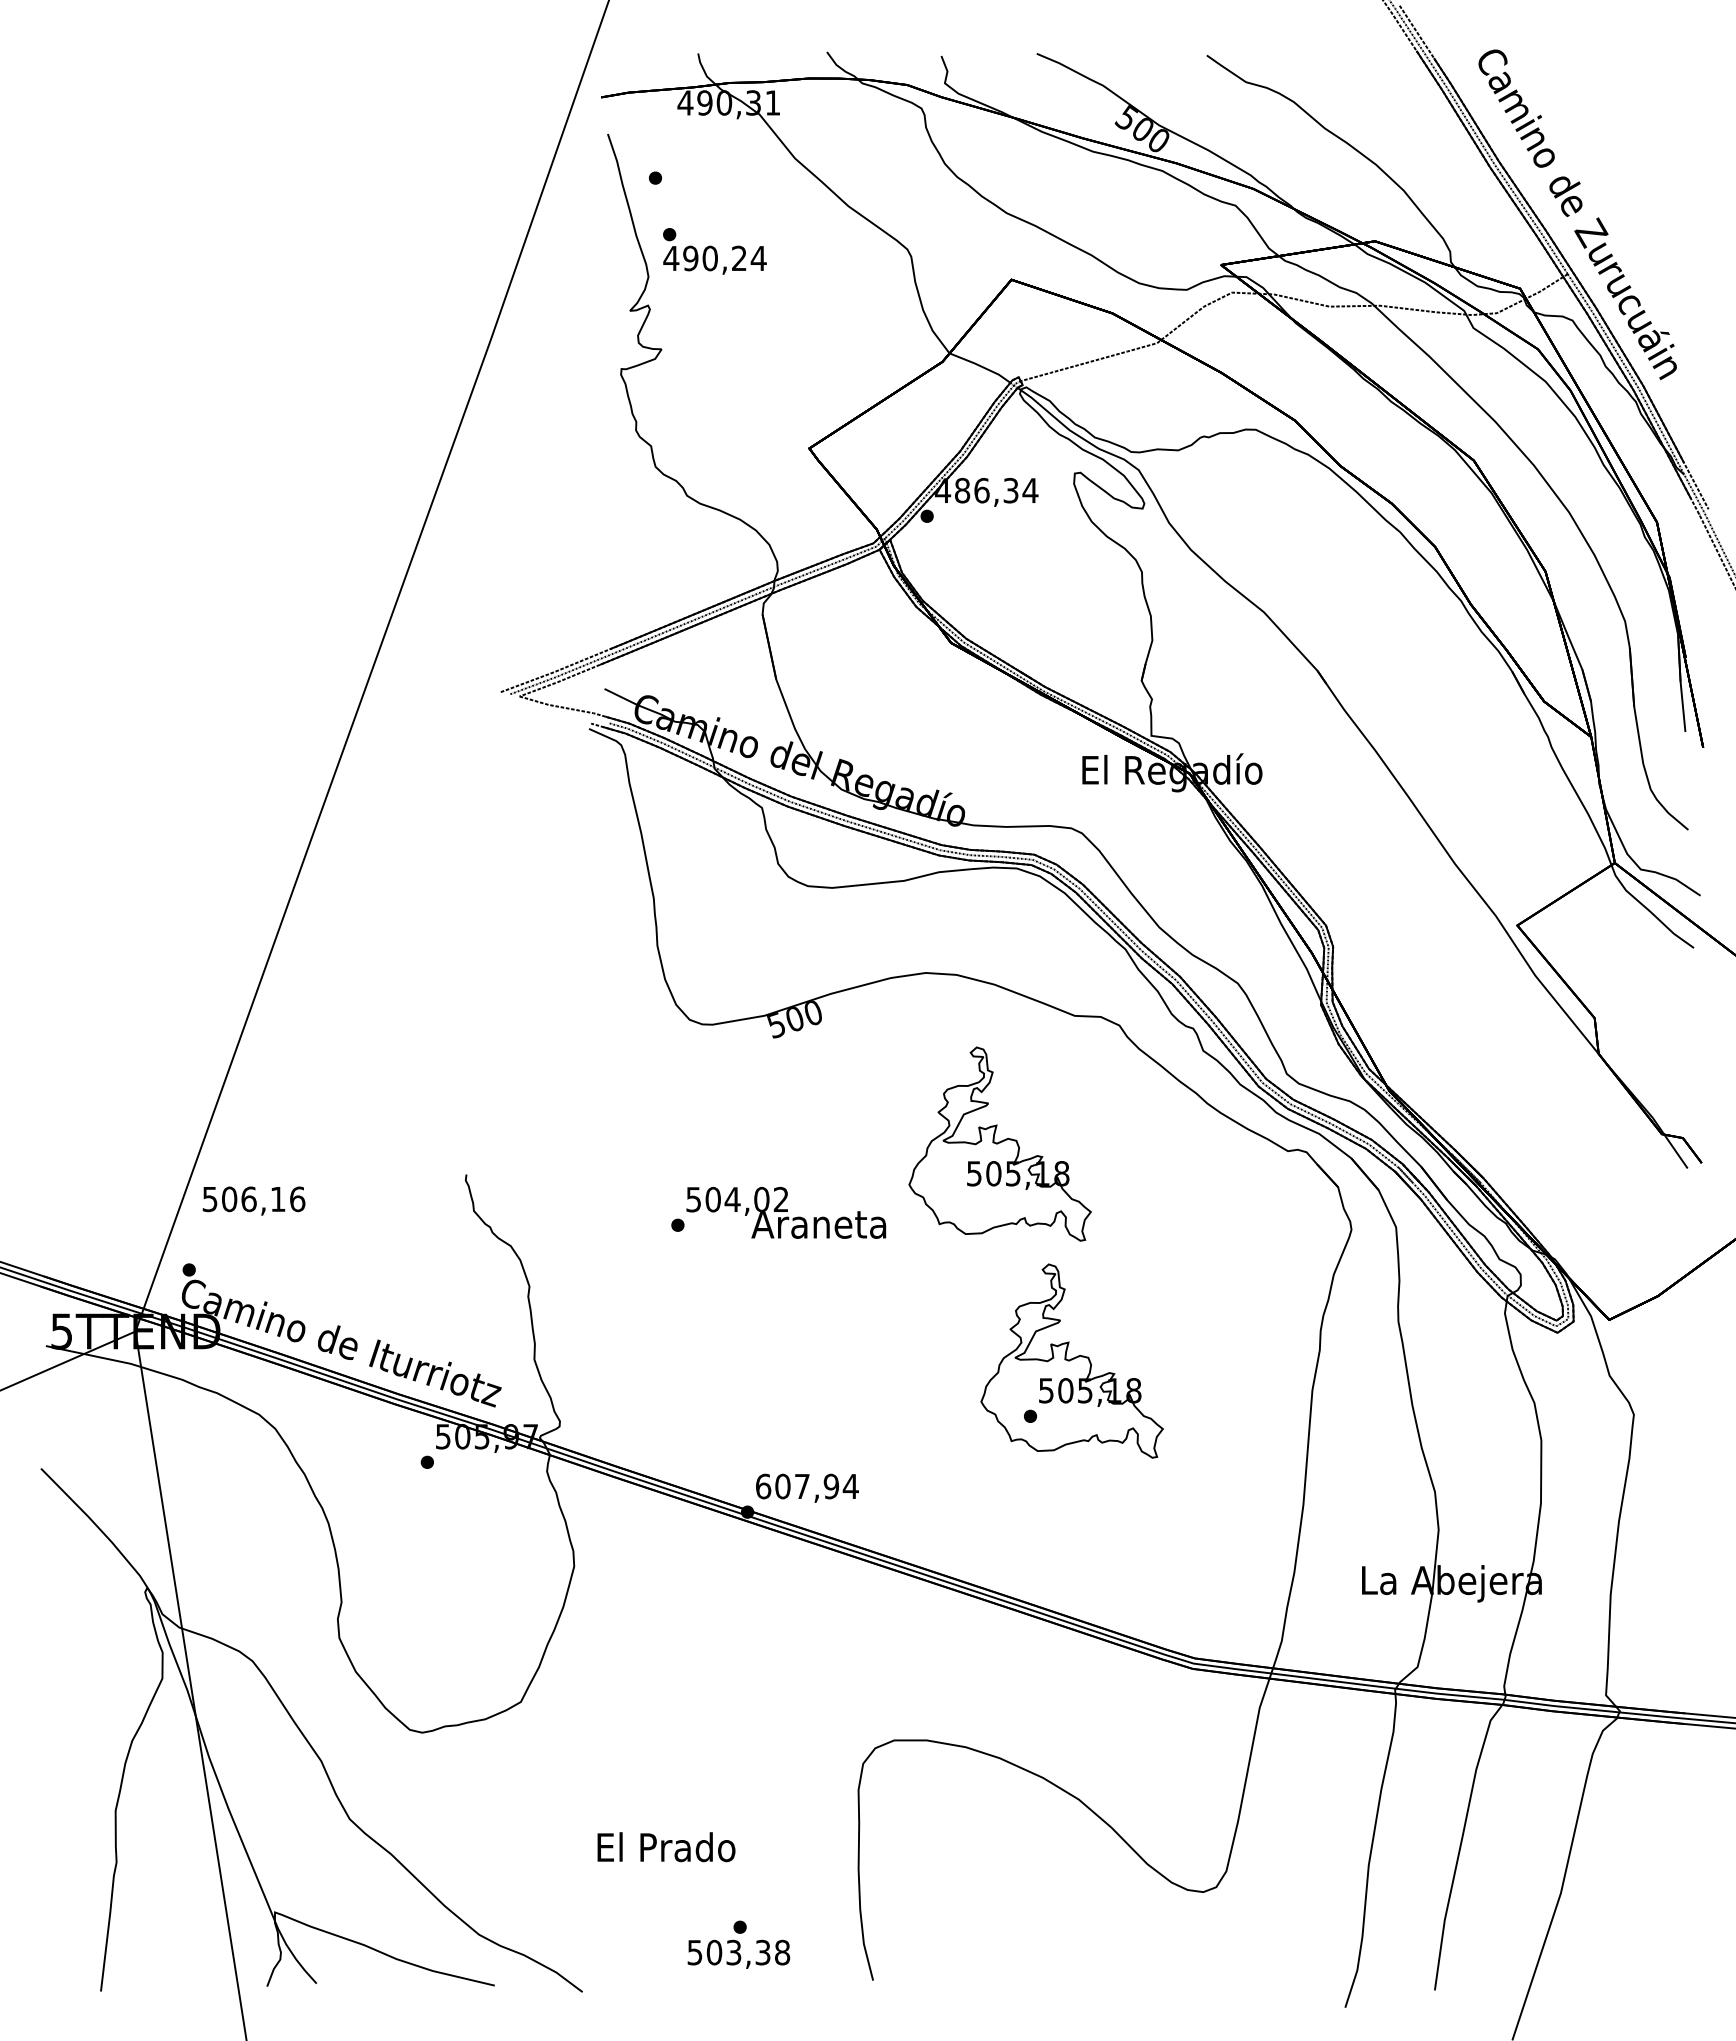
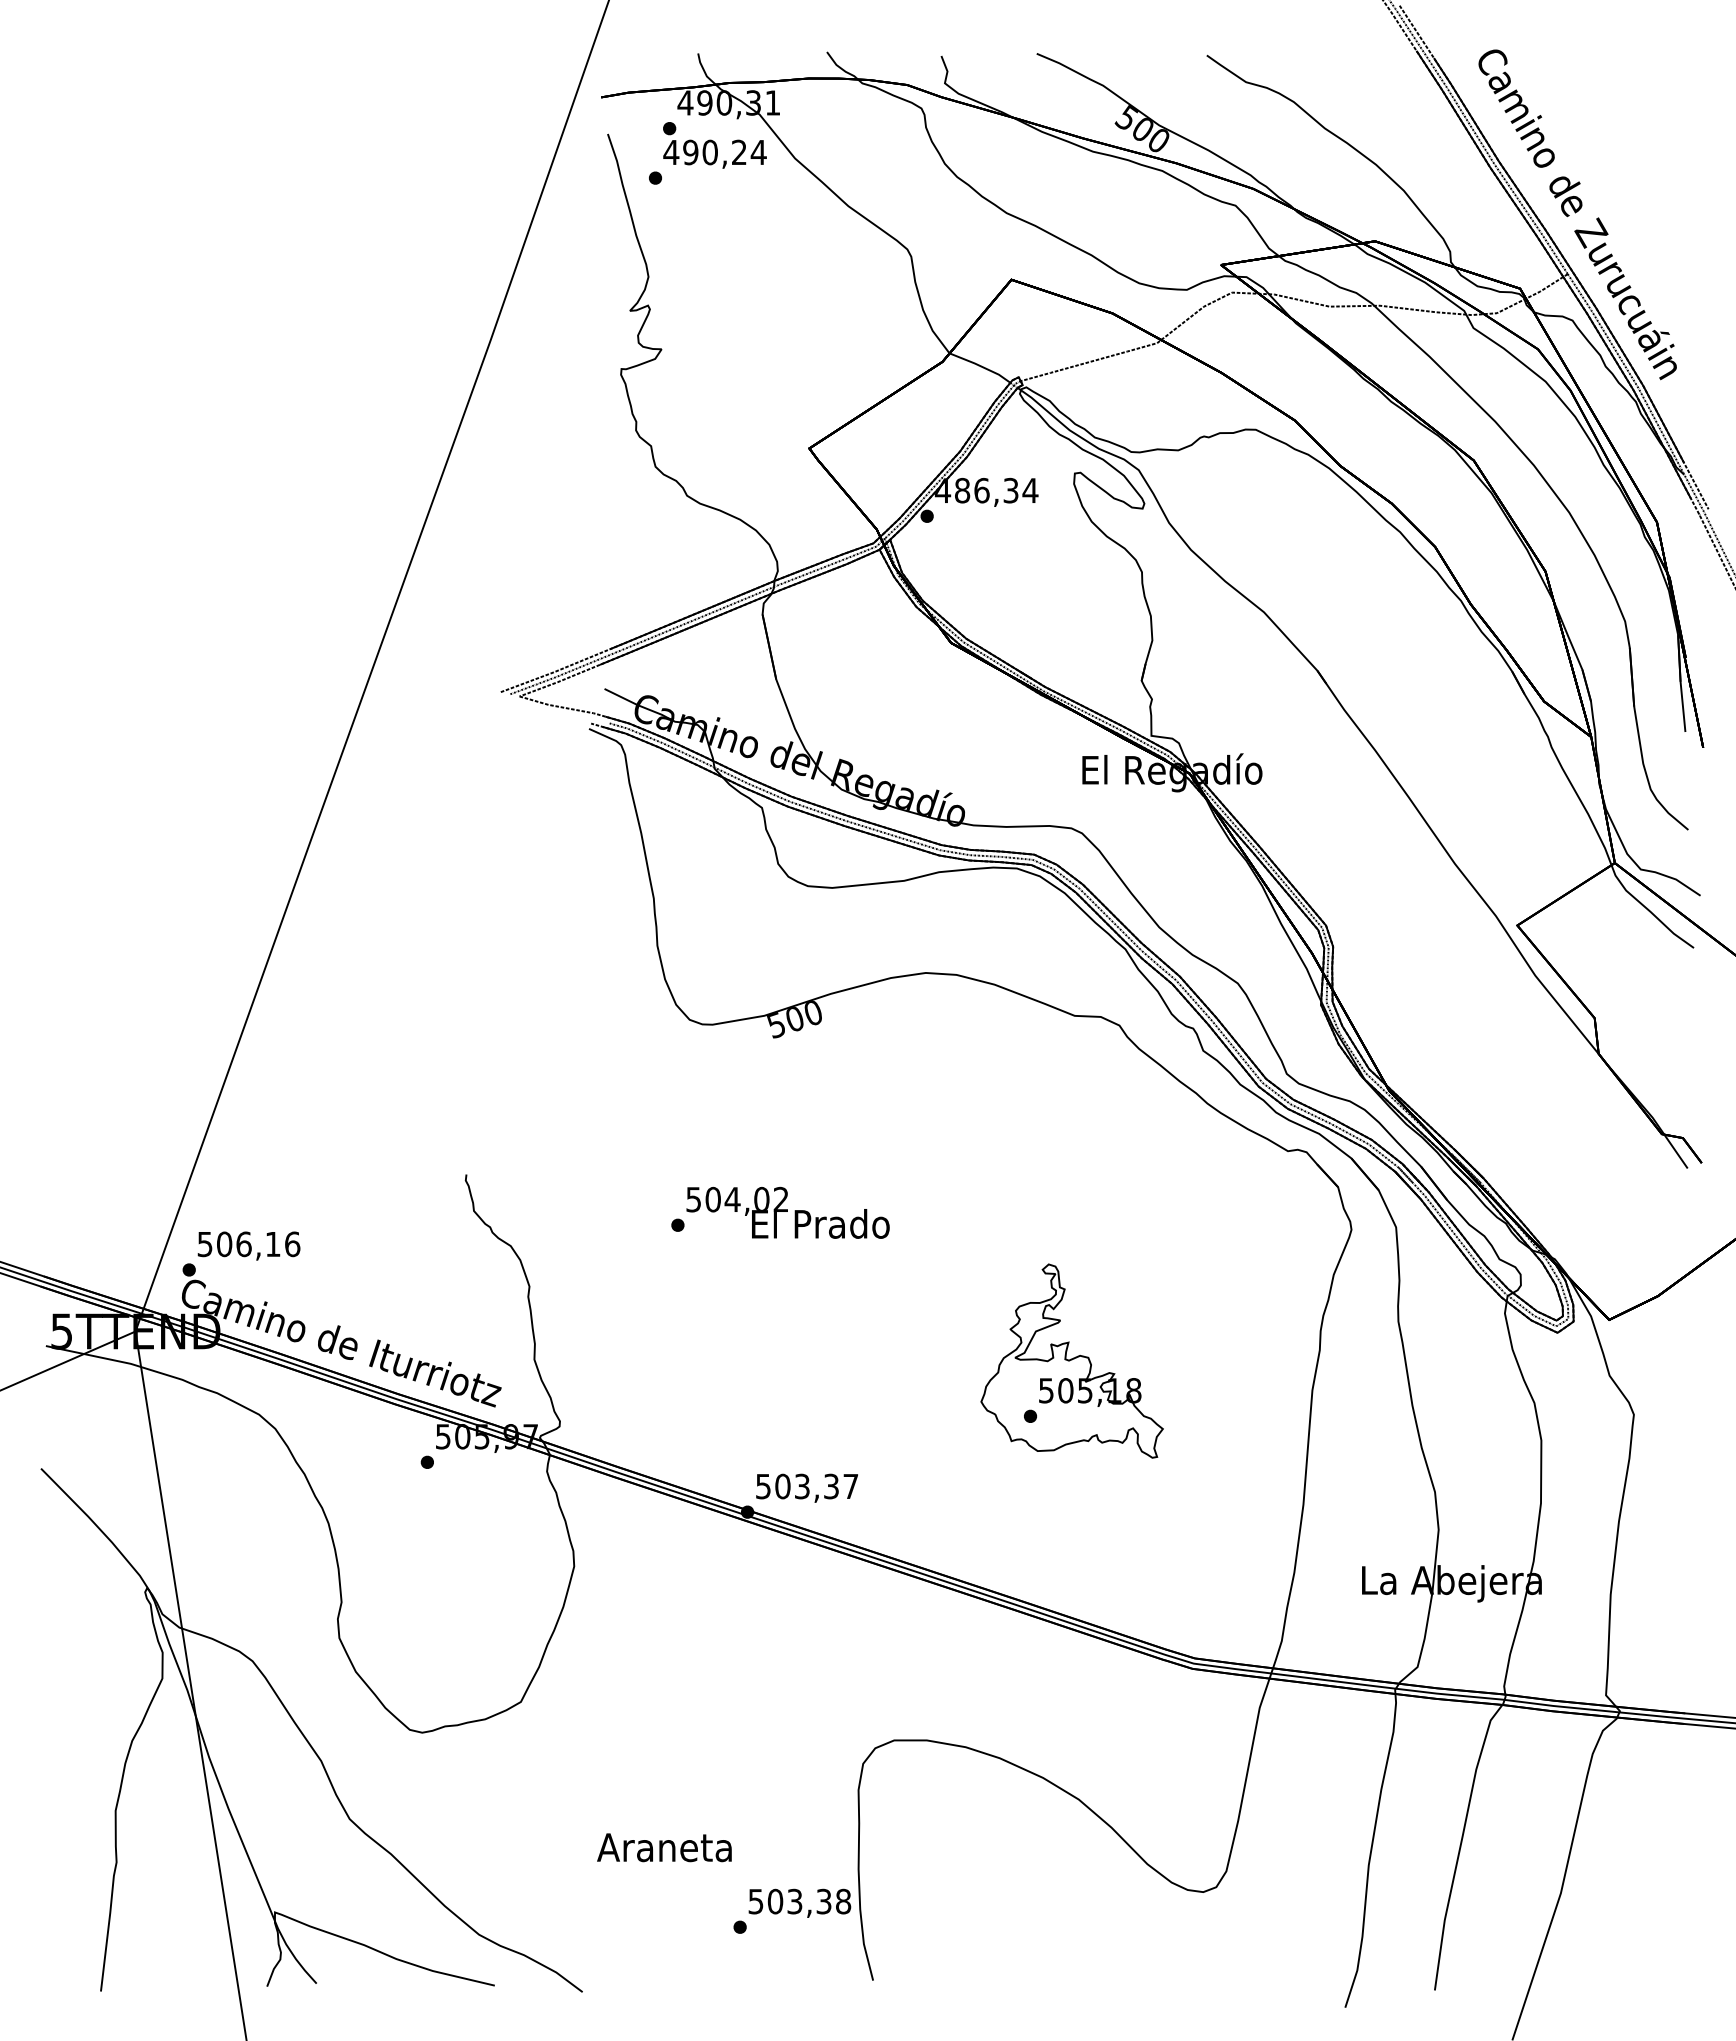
text position: (714, 251) -> (714, 145) (714, 145)
part: present -> none (999, 1143)
text position: (253, 1200) -> (248, 1245) (248, 1245)
text: Araneta -> El Prado (820, 1223)
text: 607,94 -> 503,37 (807, 1486)
text: El Prado -> Araneta (666, 1847)
text position: (738, 1953) -> (799, 1902) (799, 1902)
